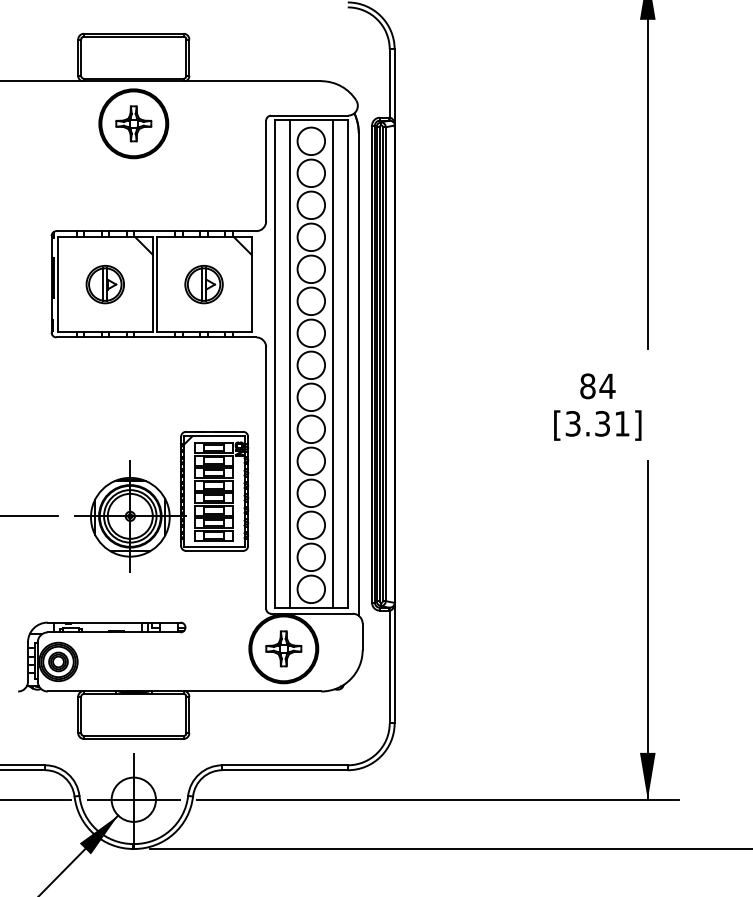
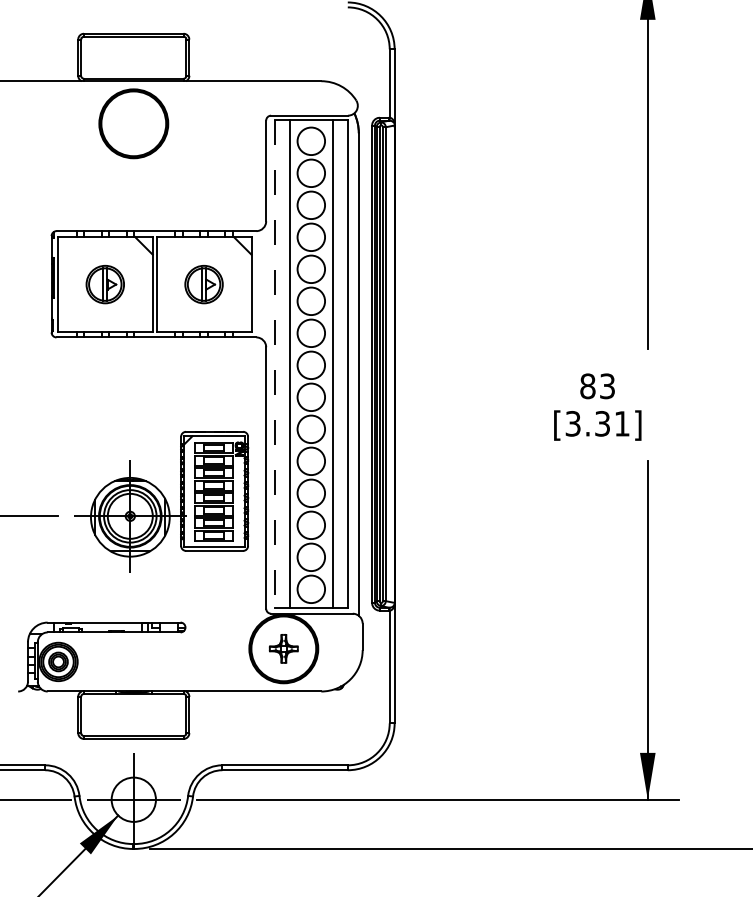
part: present -> none (133, 123)
line: solid -> dashed (275, 364)
text: 84 -> 83 (607, 386)
part size: 38x38 px -> 31x30 px (283, 648)
